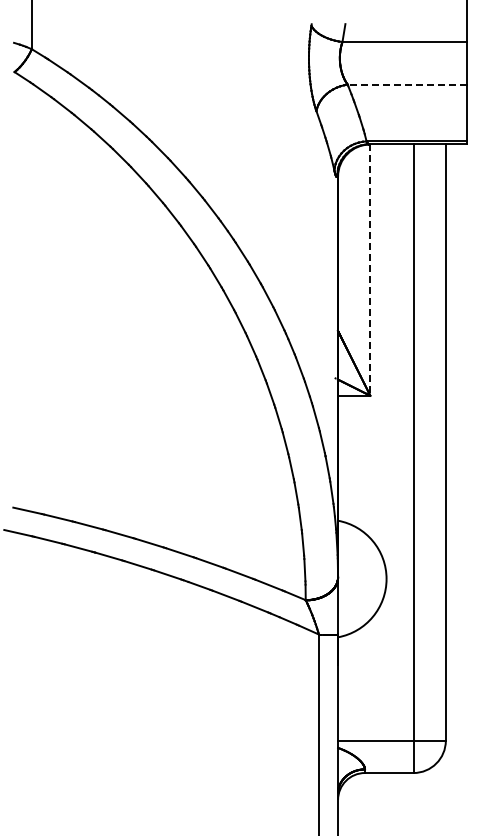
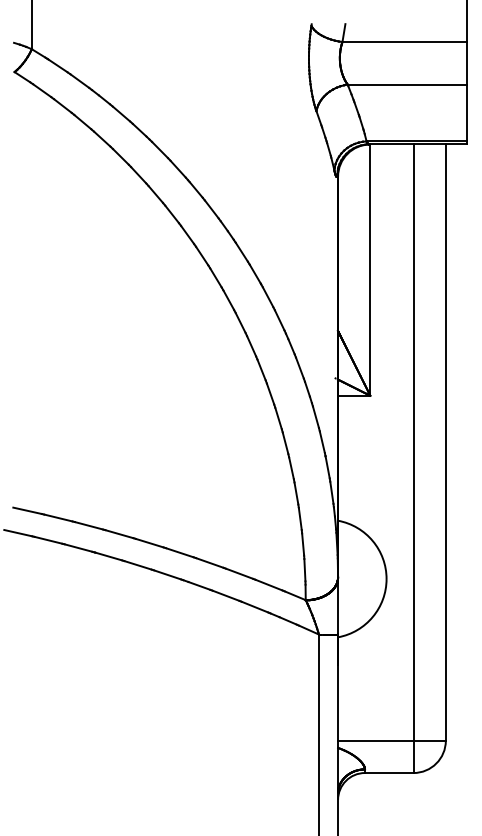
line: dashed -> solid (407, 84)
line: dashed -> solid (370, 270)
